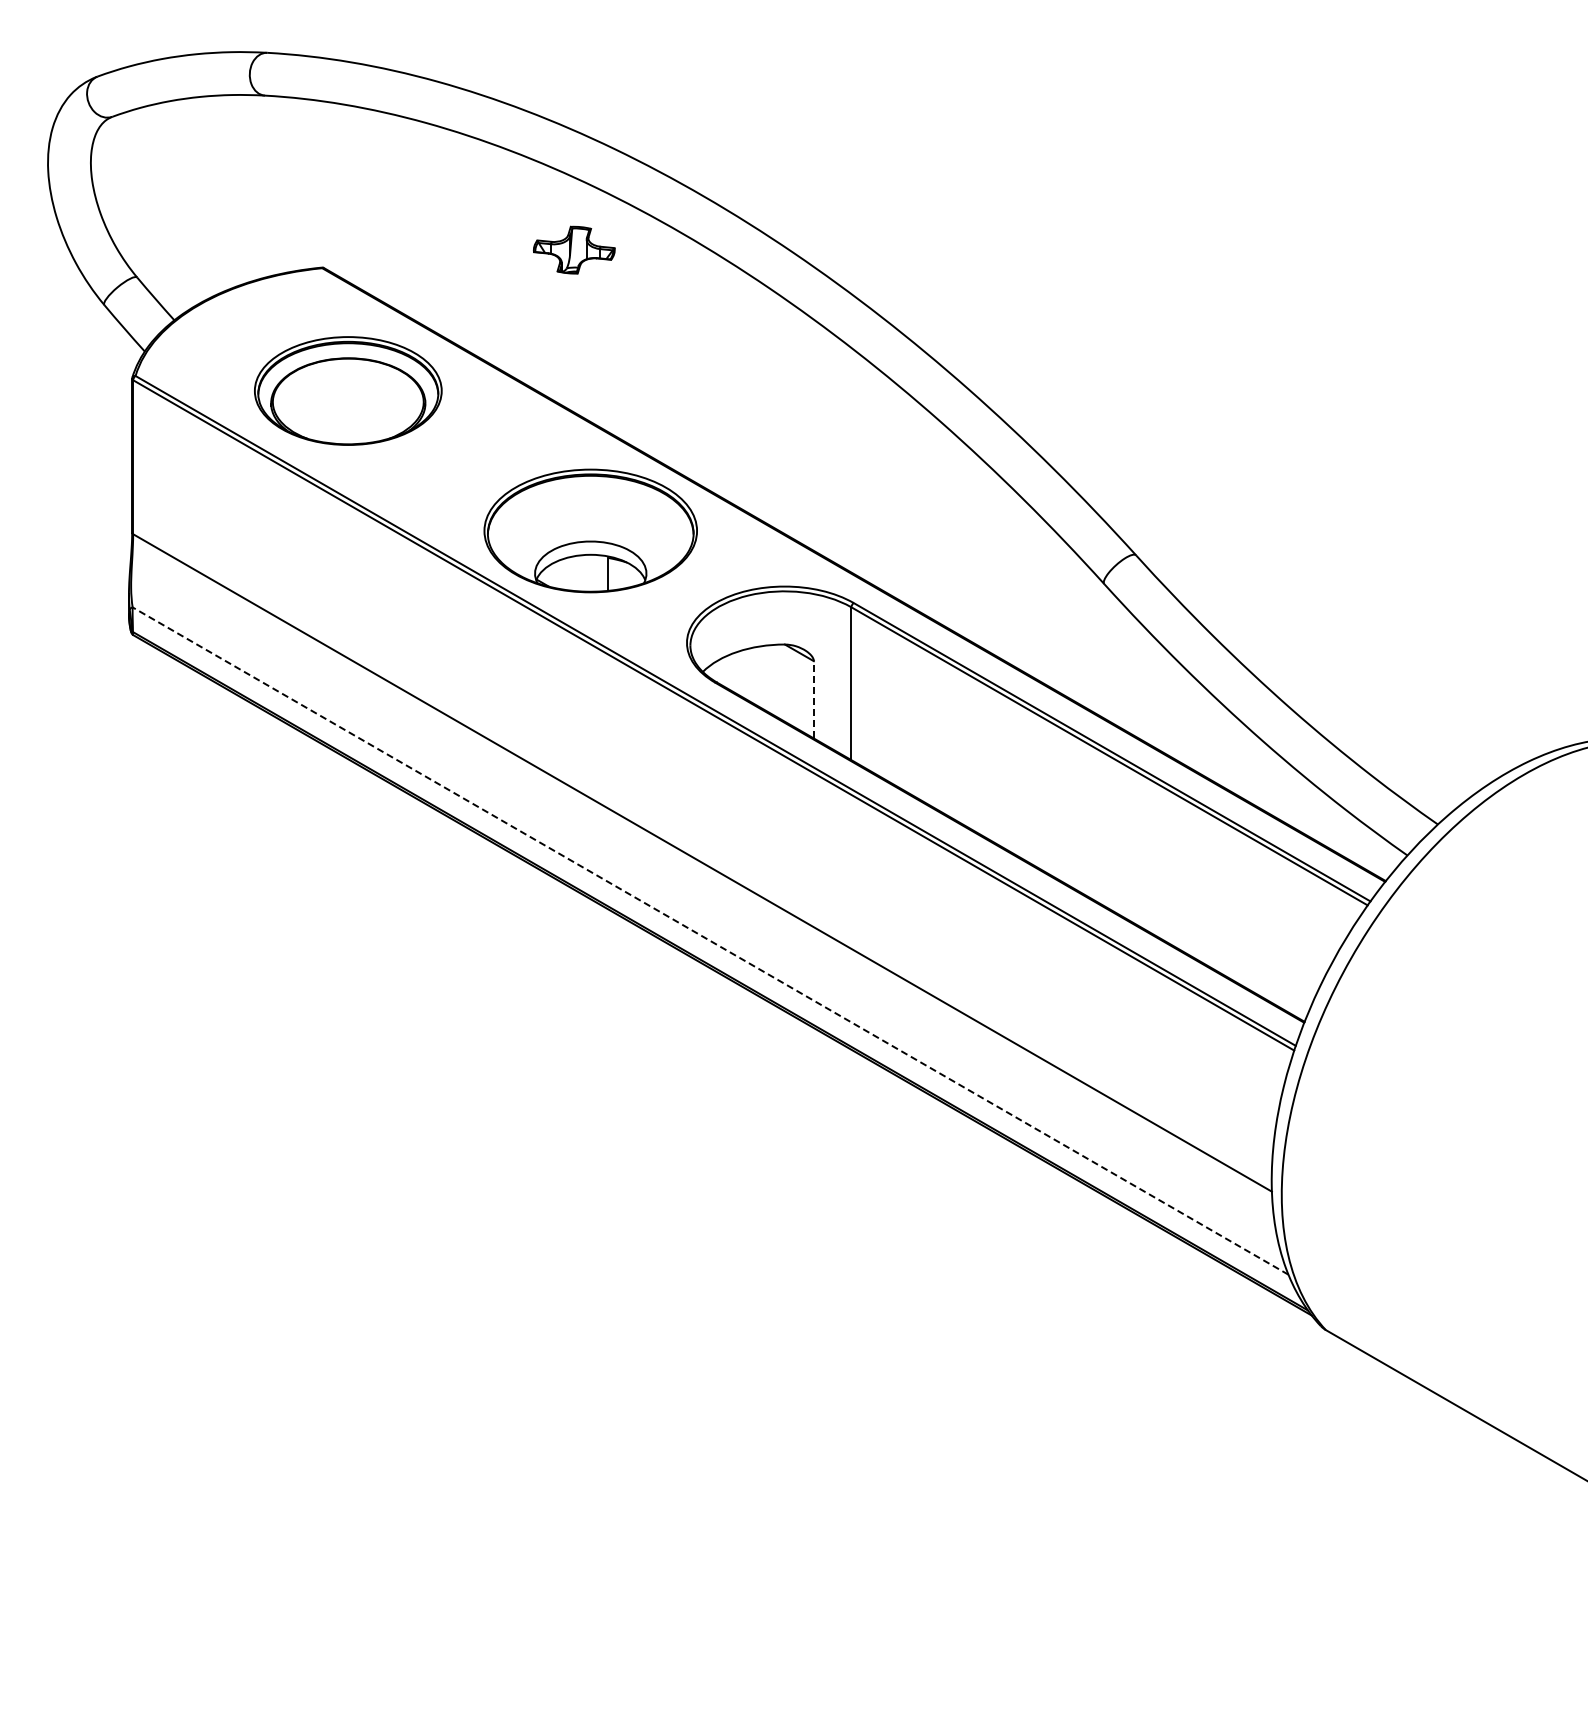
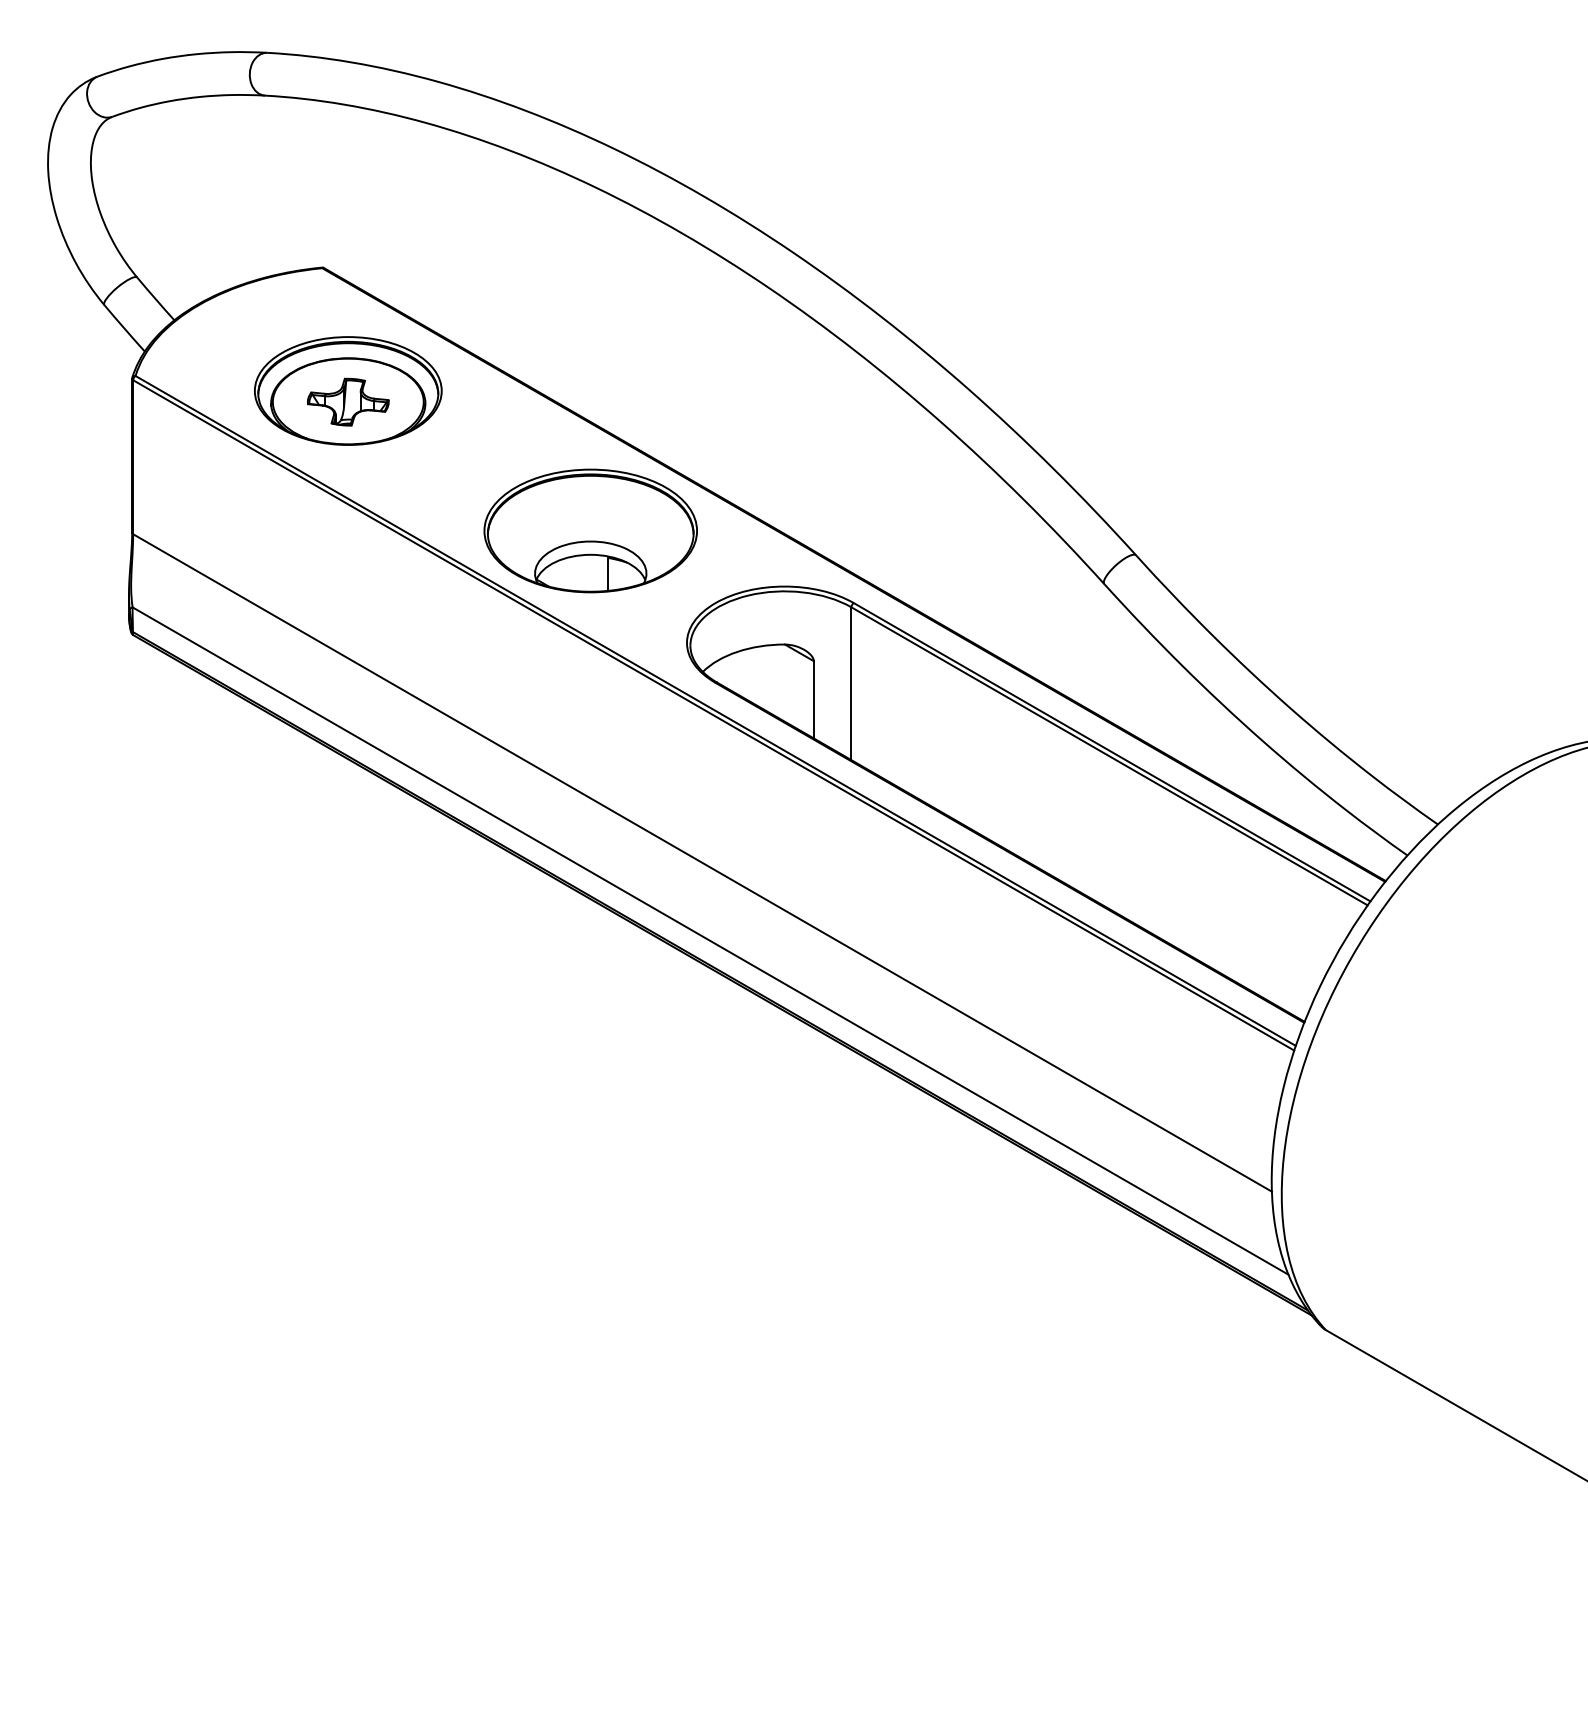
part position: (574, 249) -> (348, 401) (348, 401)
line: dashed -> solid (813, 699)
line: dashed -> solid (710, 940)
